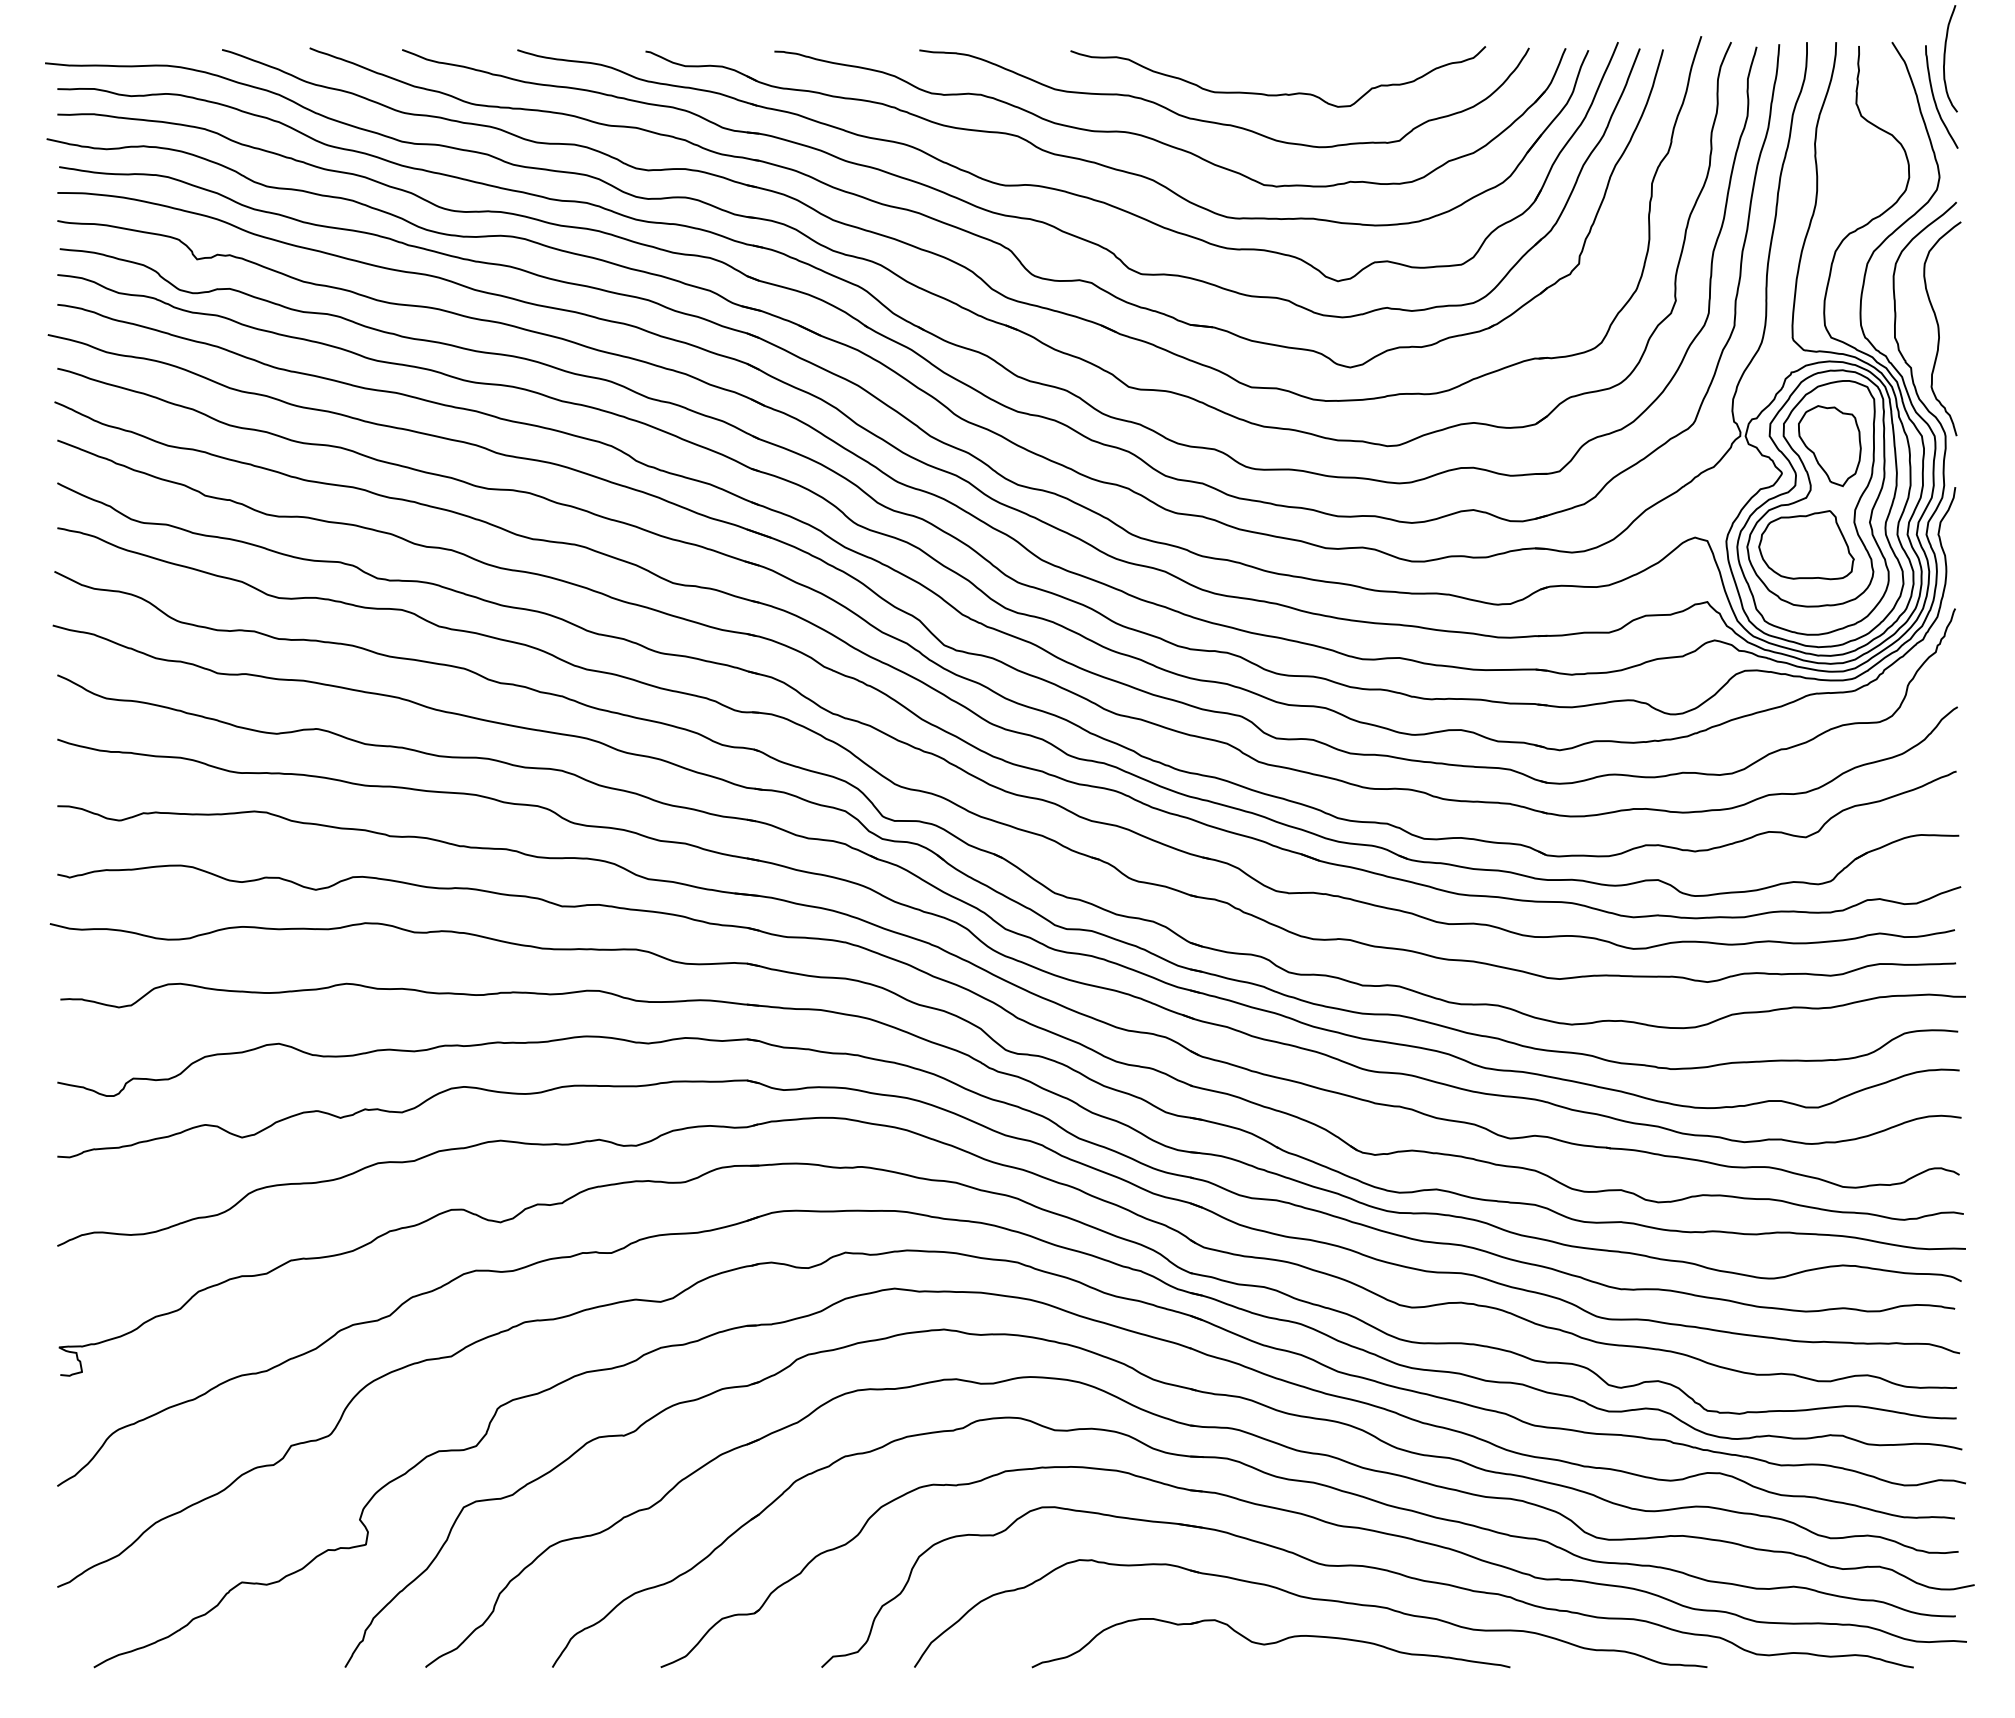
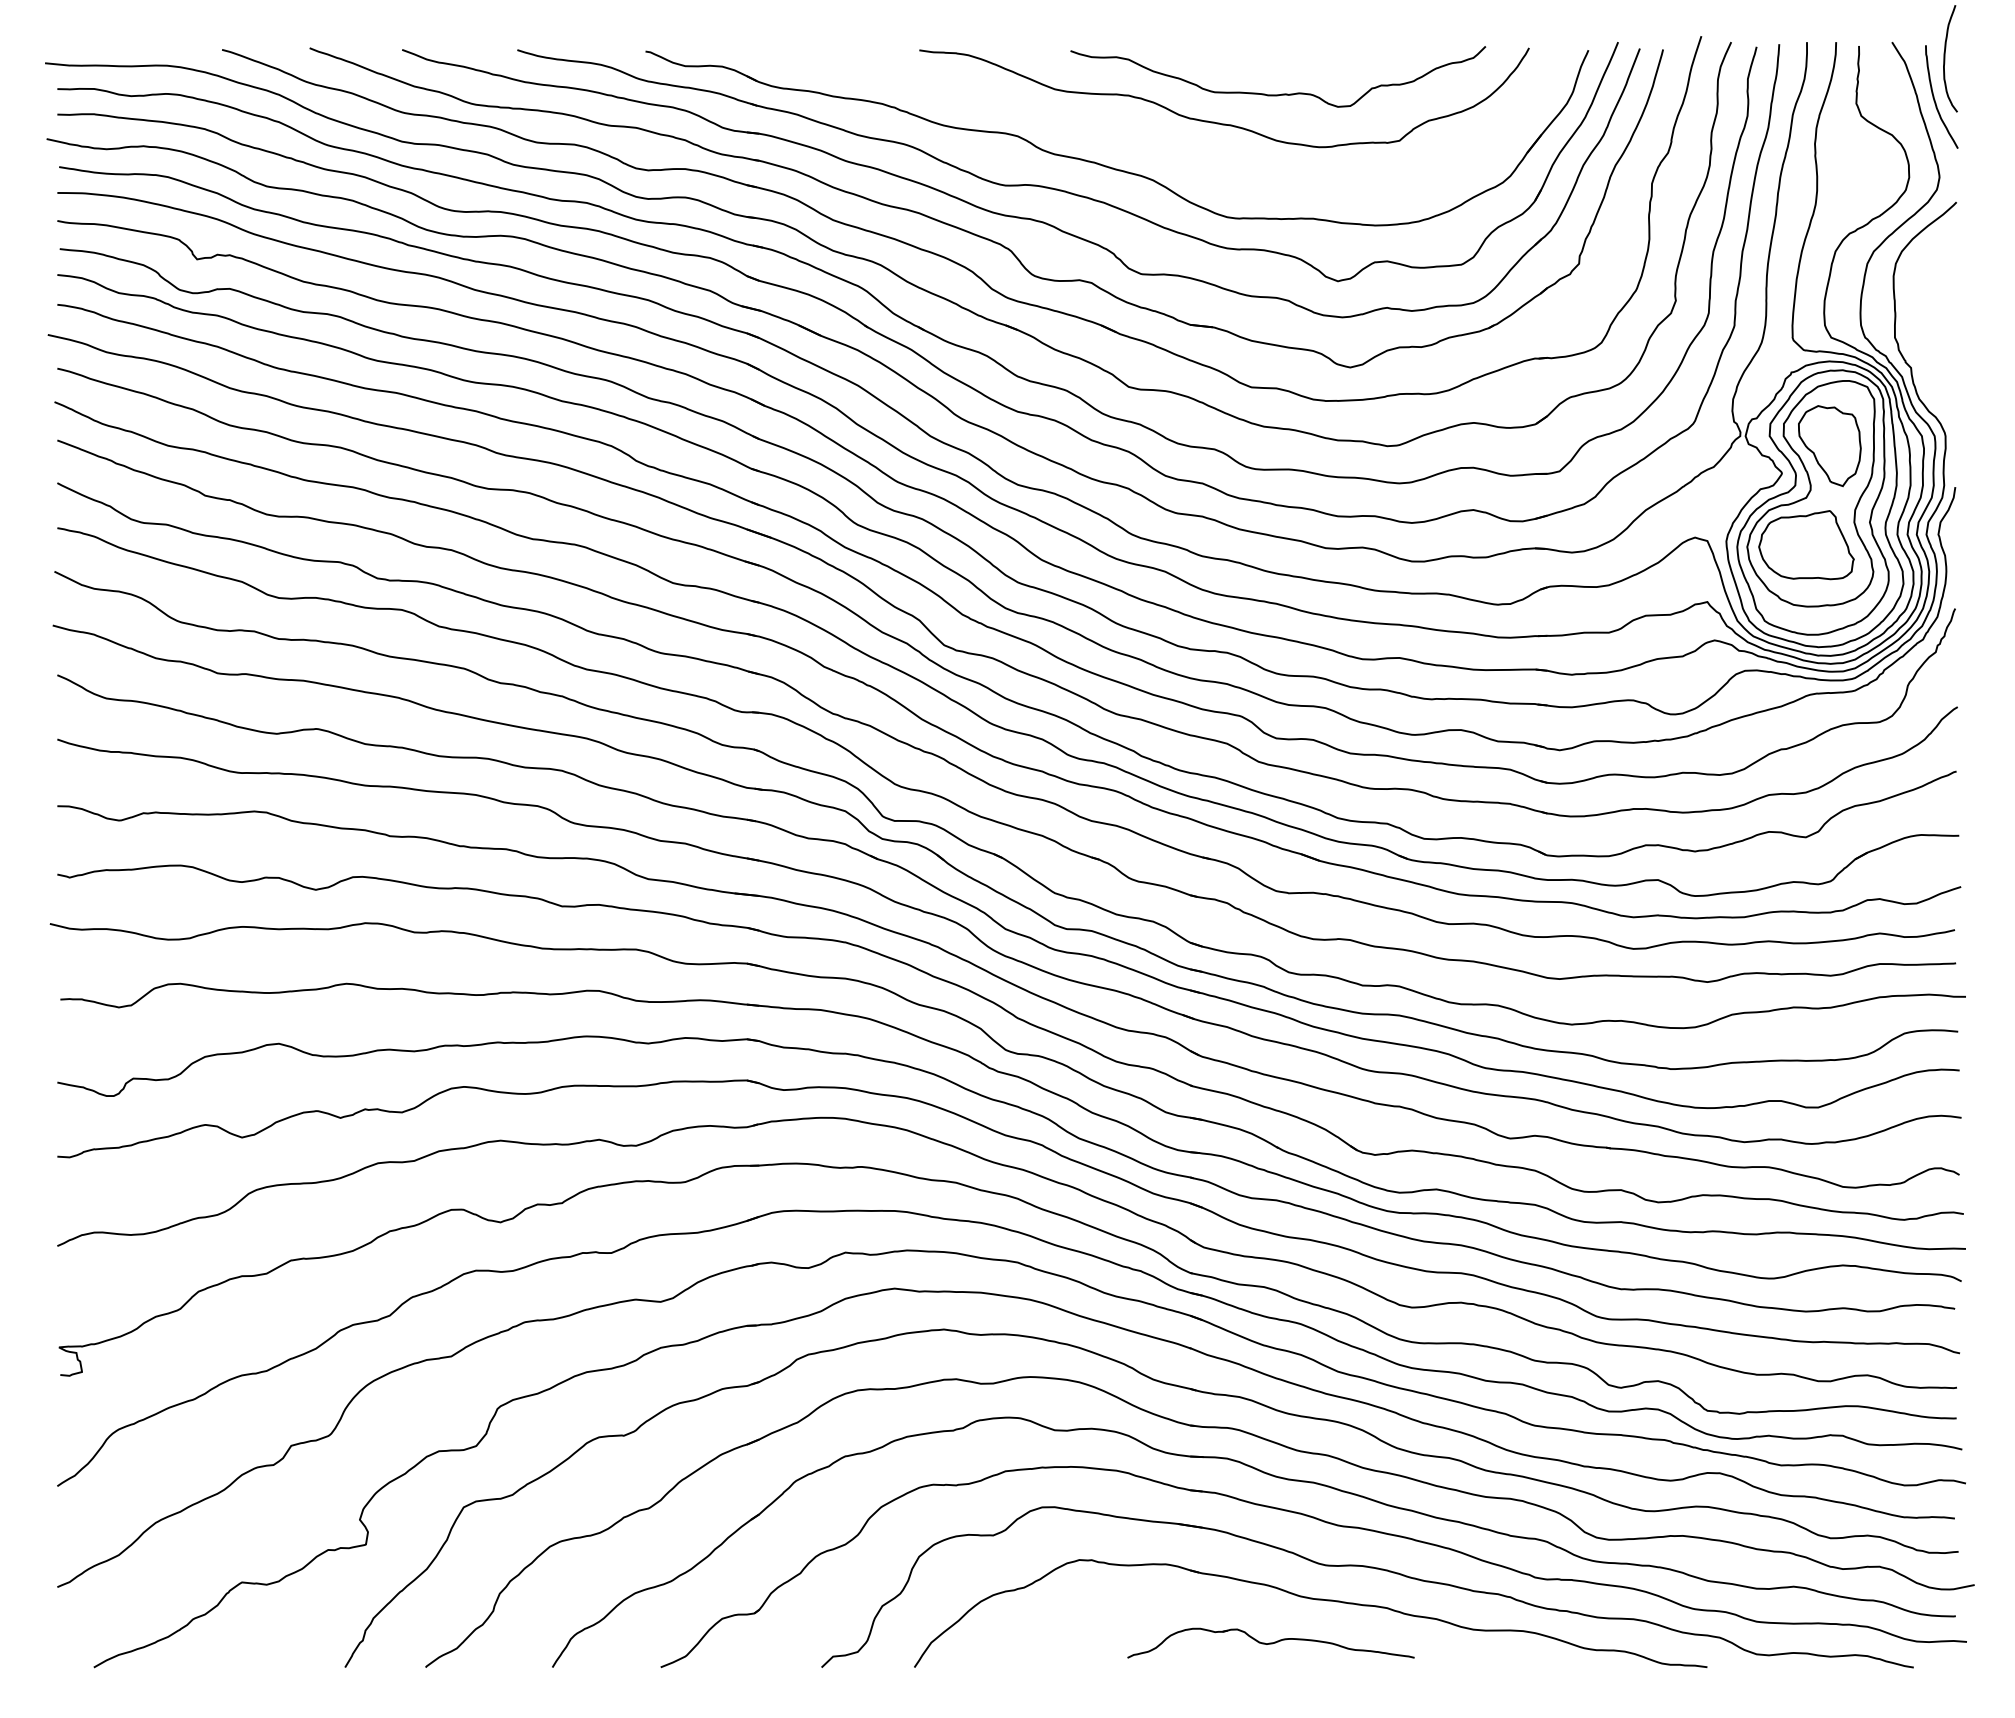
part: present -> none (1159, 140)
curve: present -> none (1939, 328)
part size: 480x51 px -> 288x32 px (1270, 1642)
